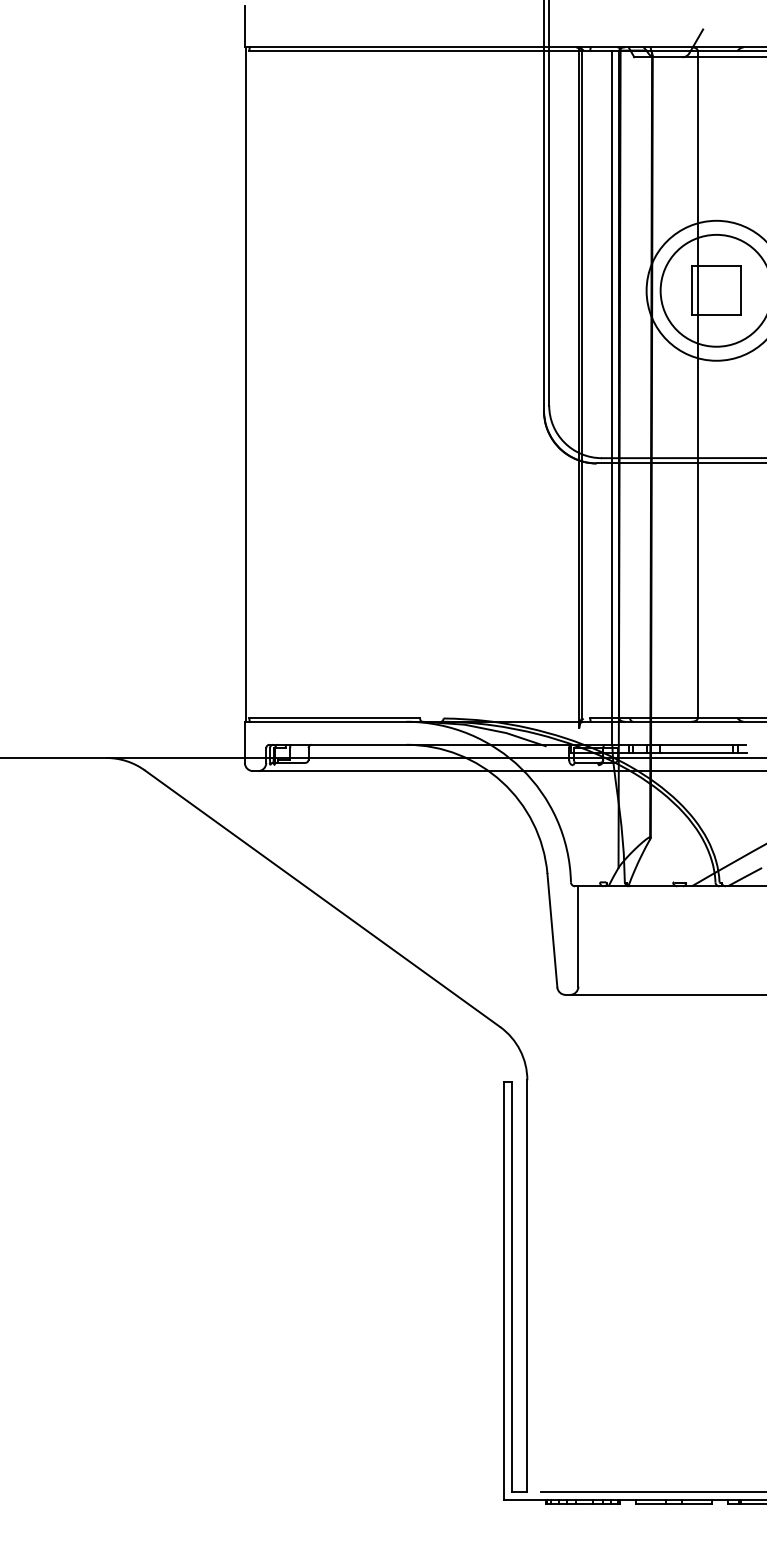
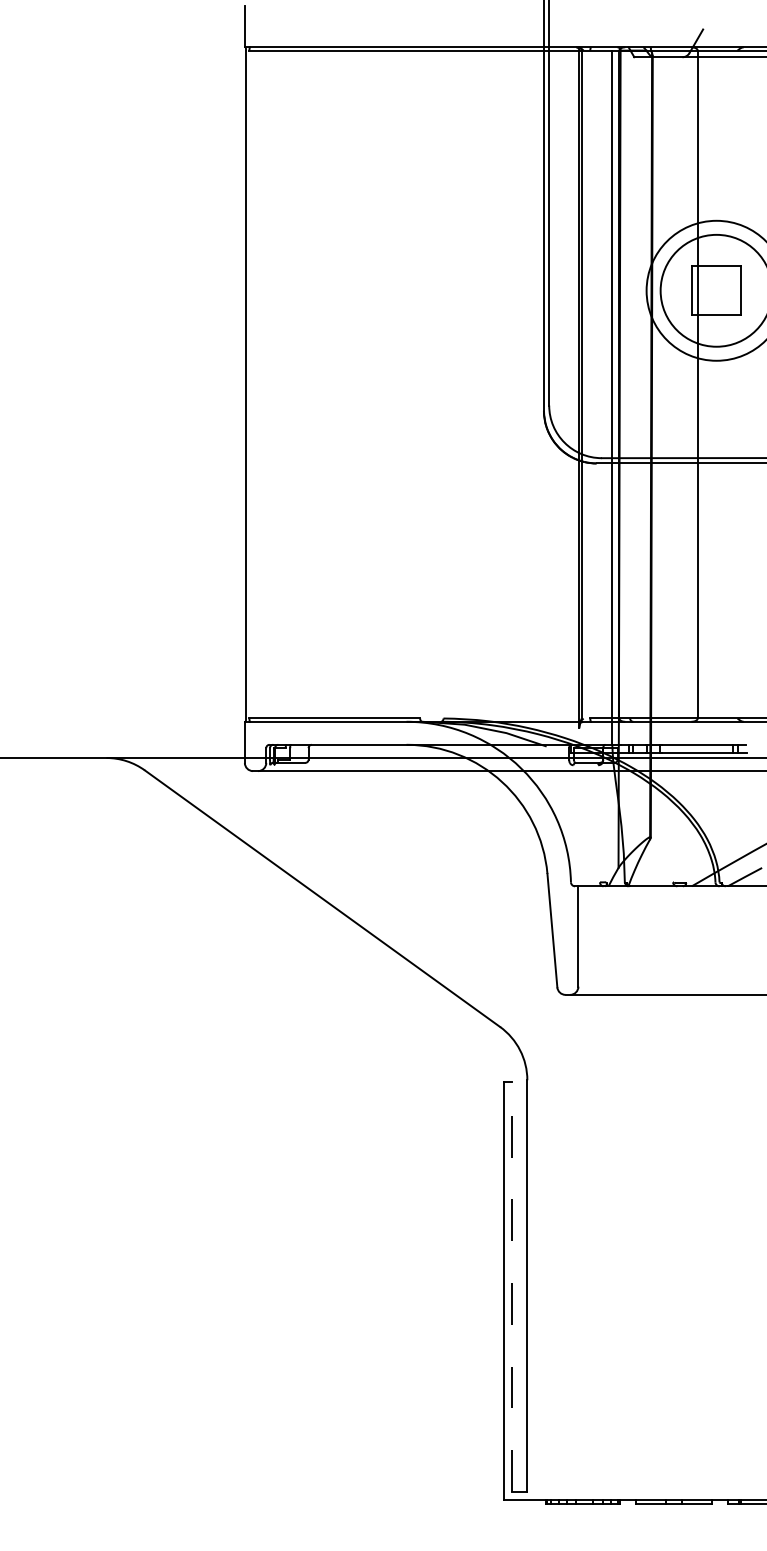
line: solid -> dashed (512, 1287)
line: present -> none (651, 1492)
